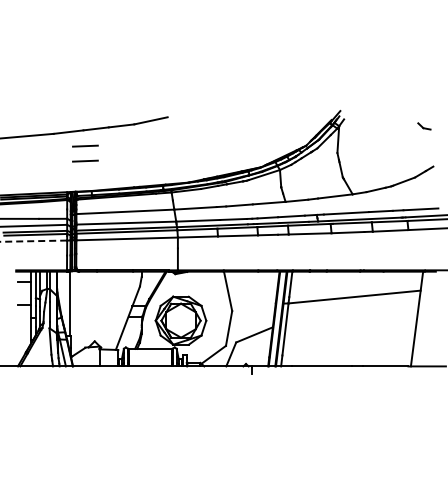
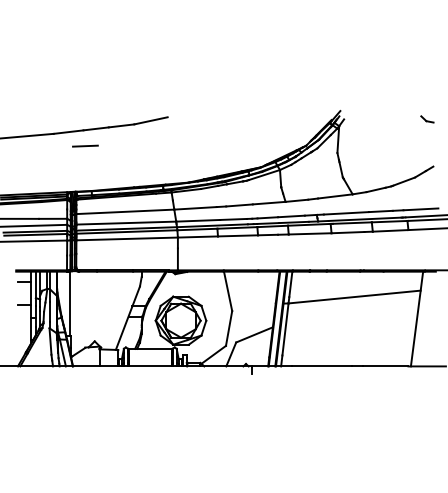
part position: (424, 126) -> (427, 119) (427, 119)
line: present -> none (85, 160)
line: dashed -> solid (33, 241)
